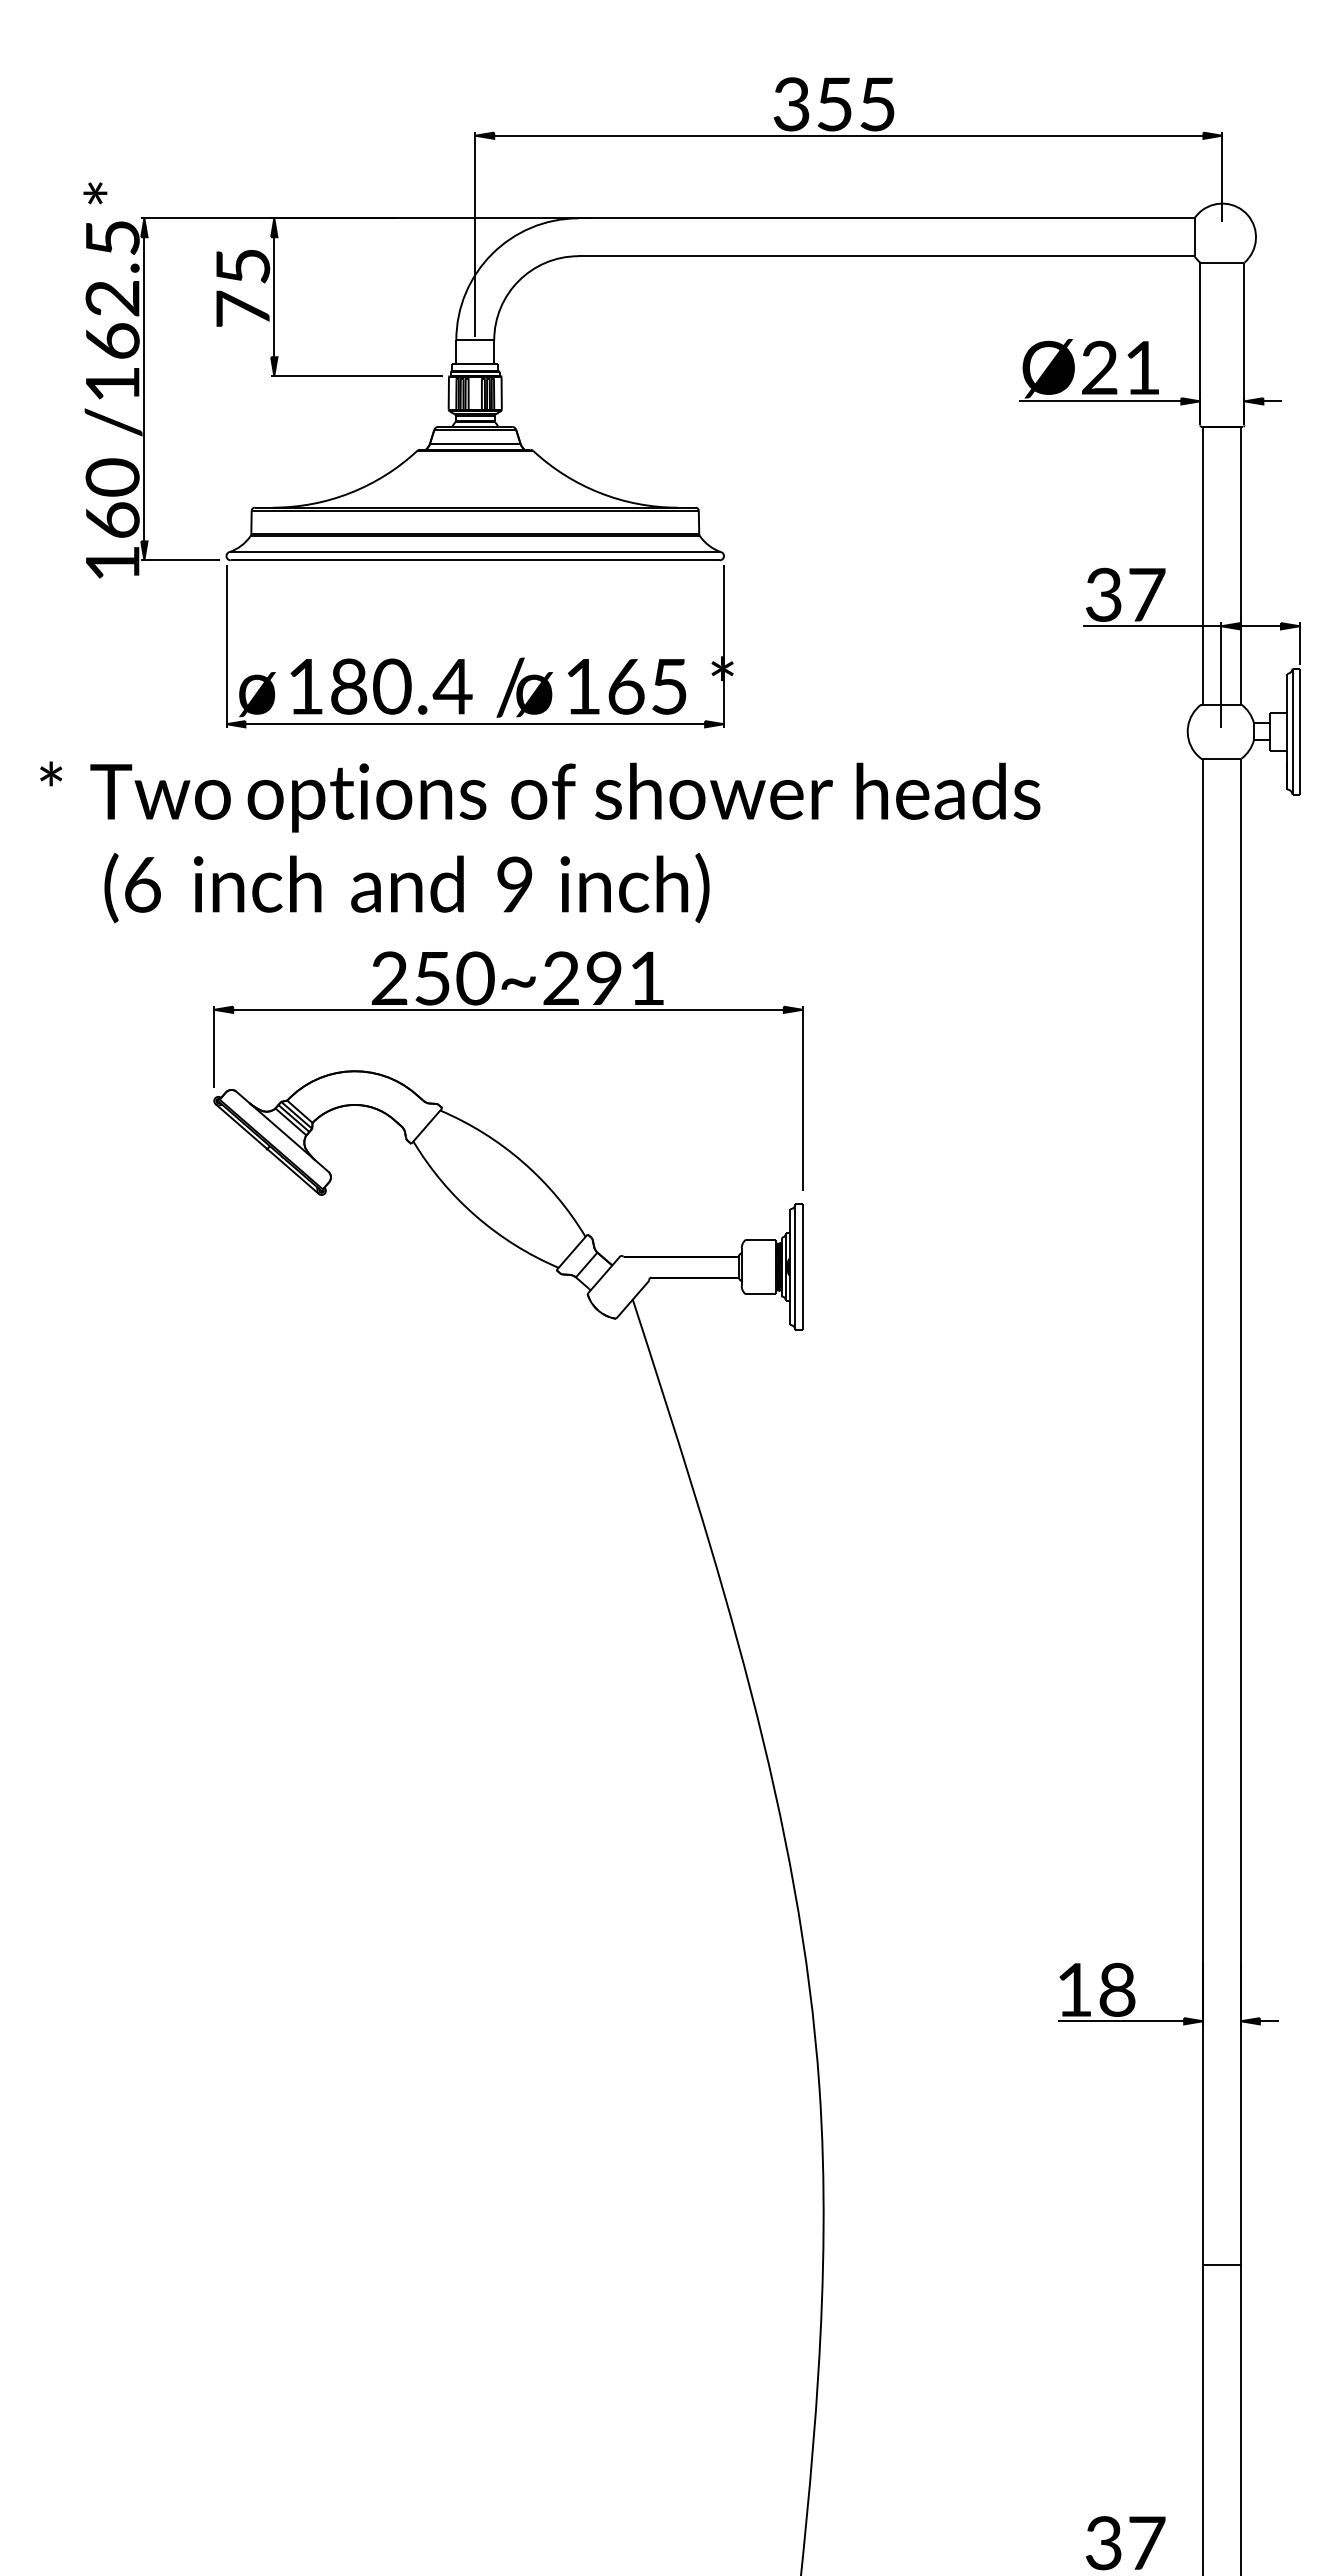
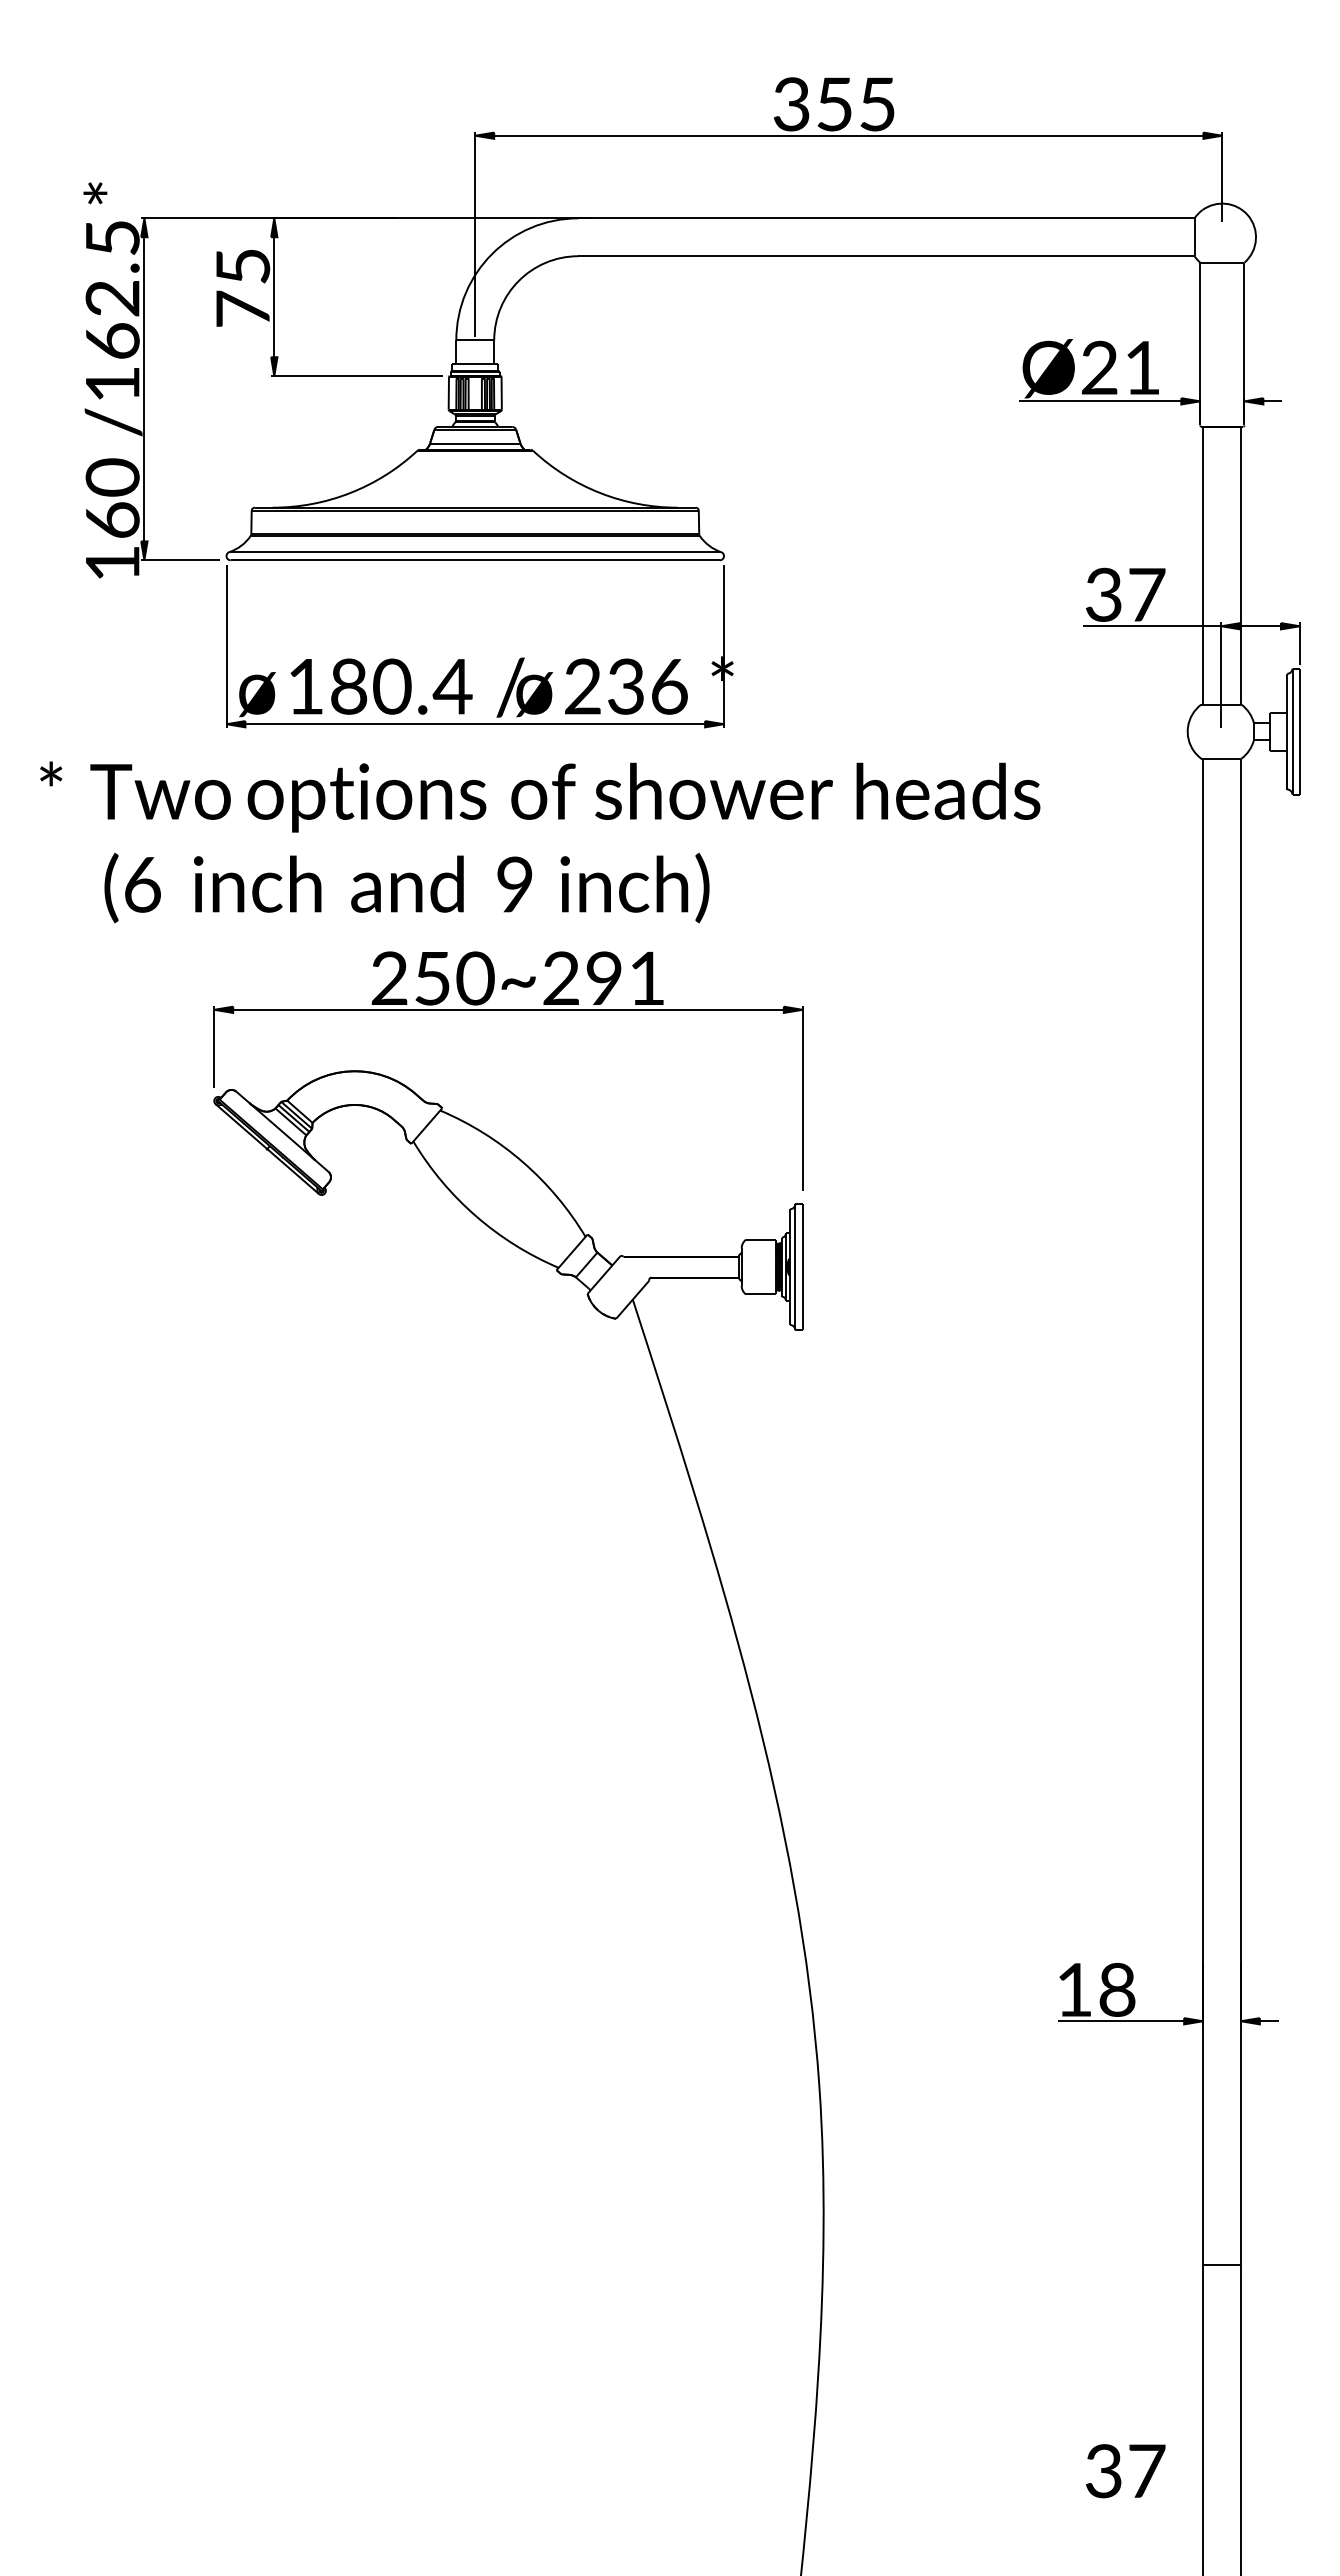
text: 165 -> 236 (626, 686)
text position: (1125, 2543) -> (1125, 2471) (1125, 2471)
